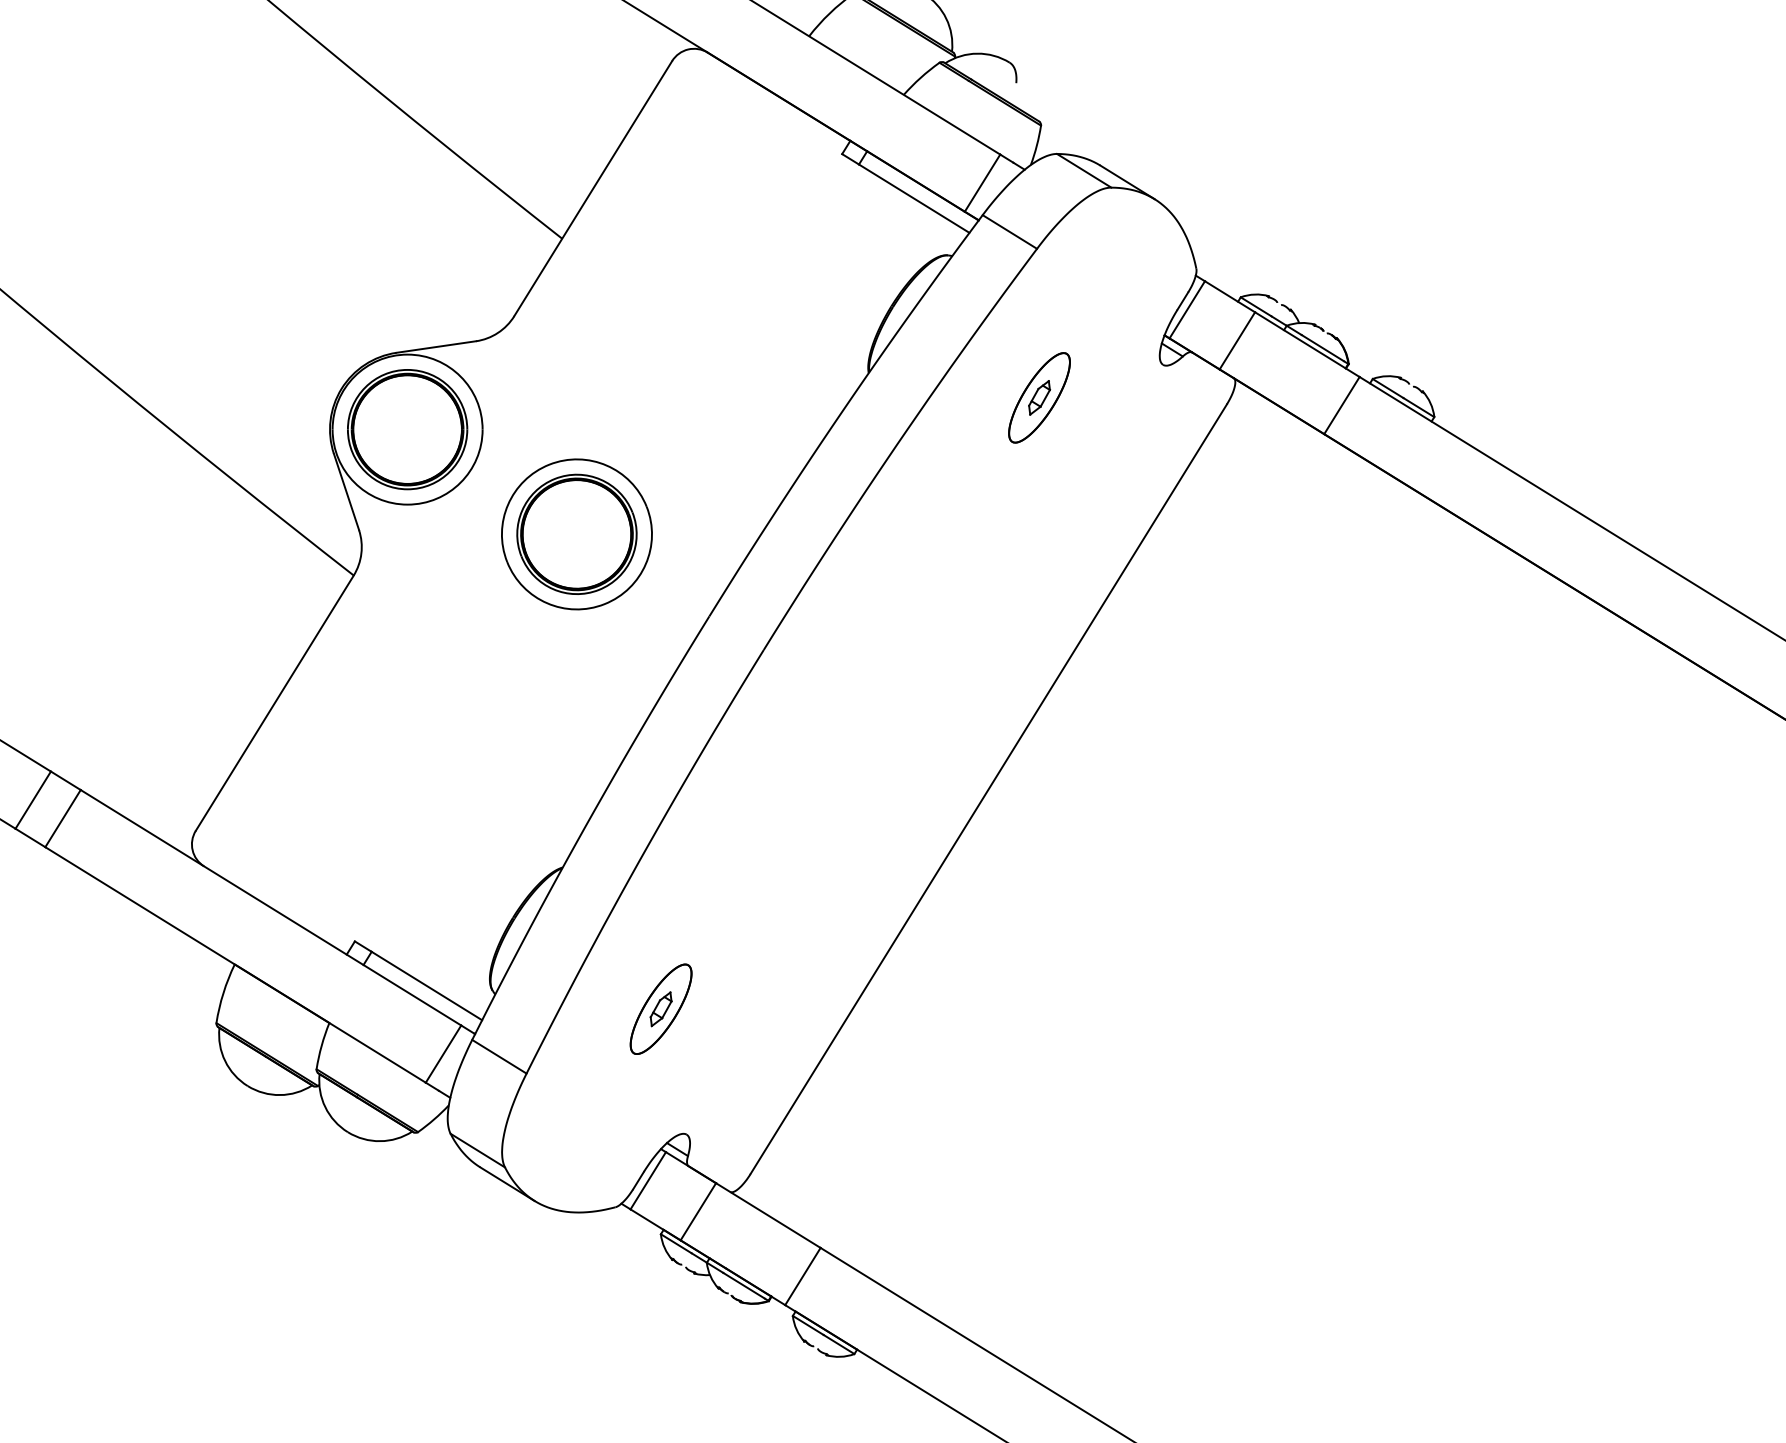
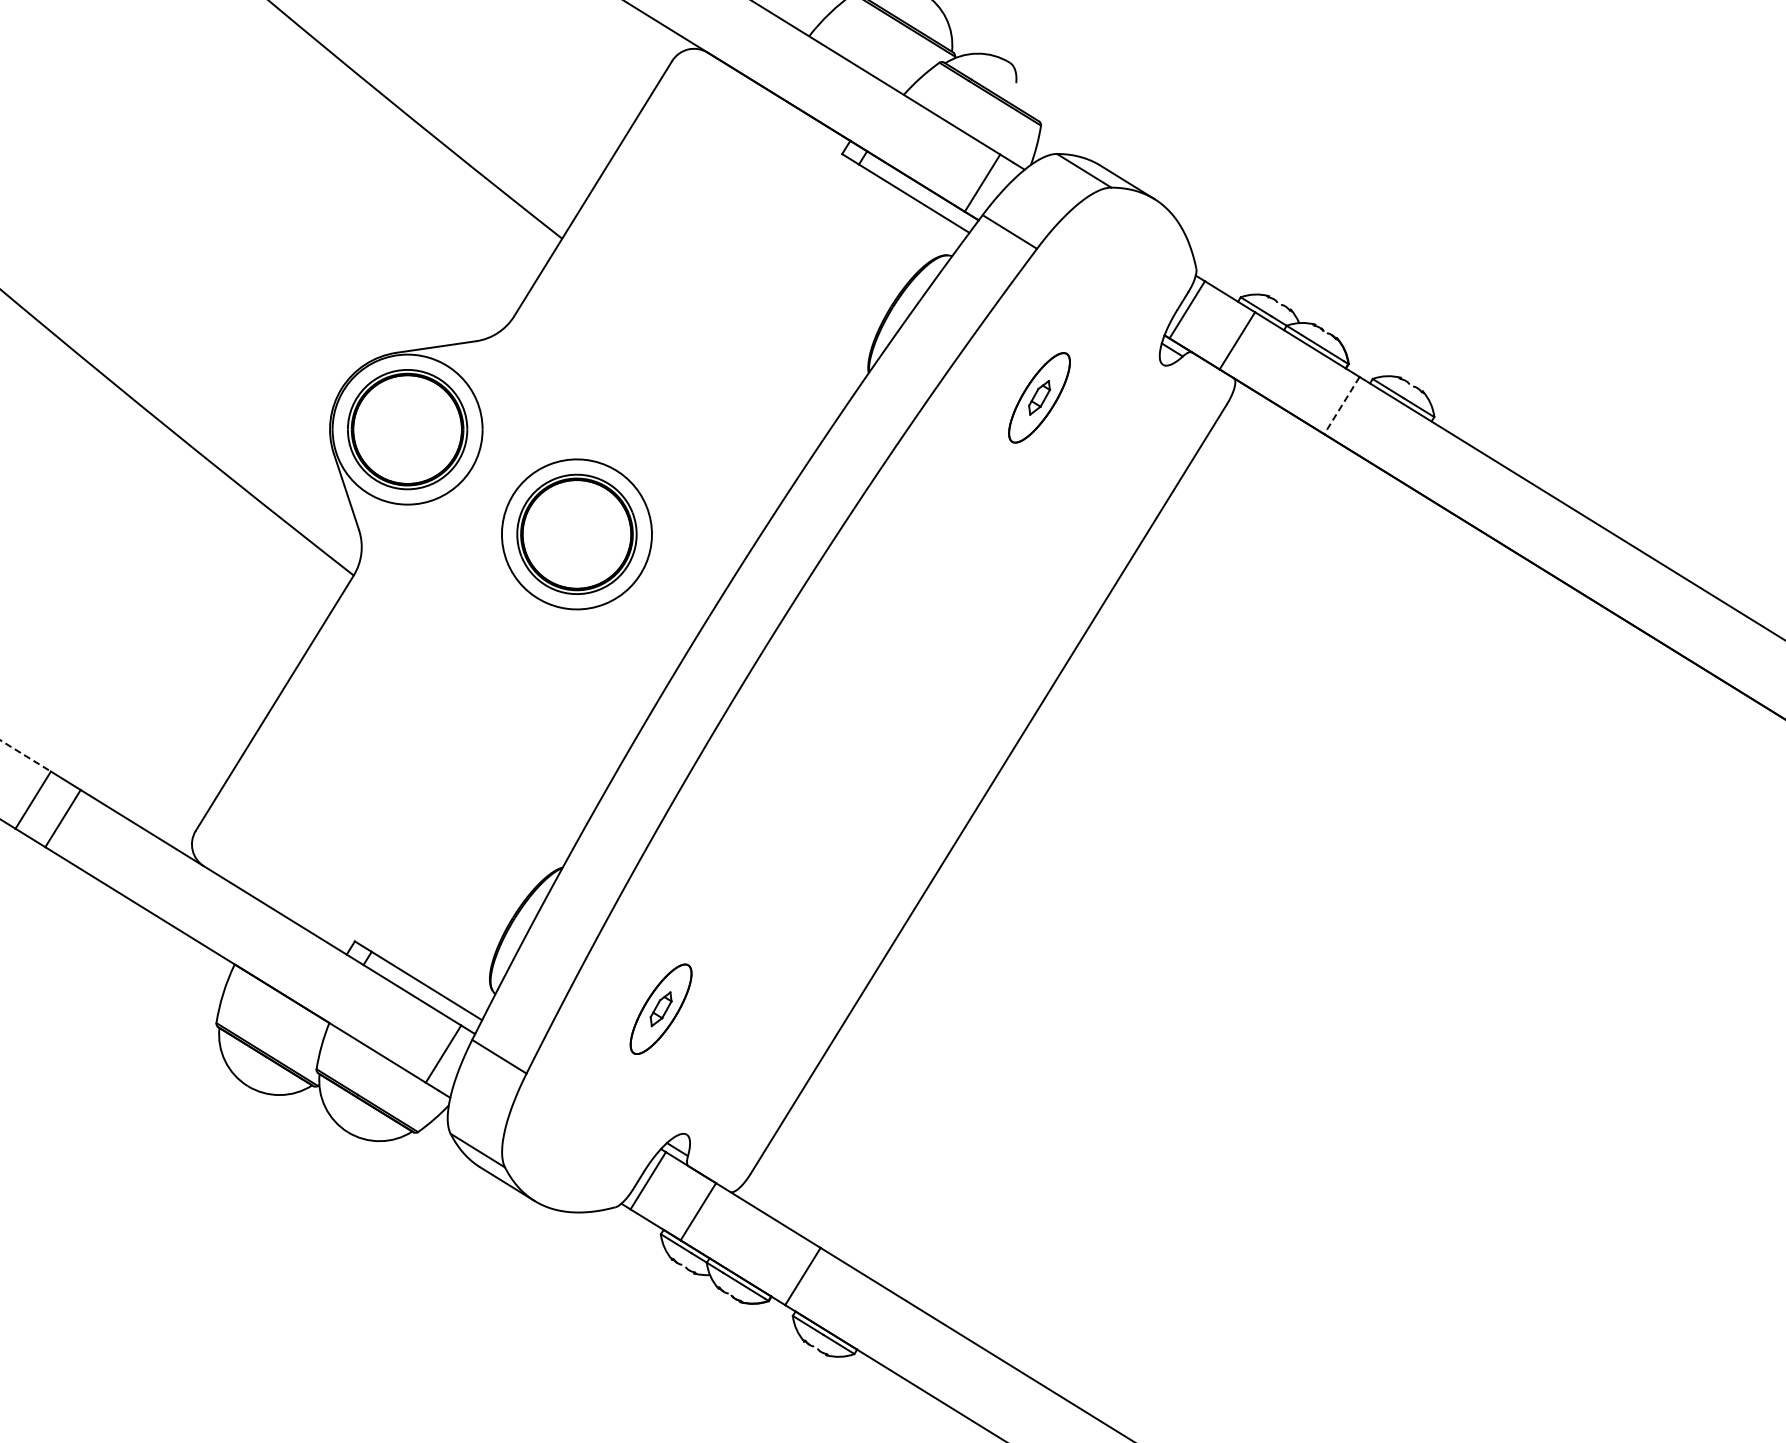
line: solid -> dashed (1341, 405)
line: solid -> dashed (25, 755)
